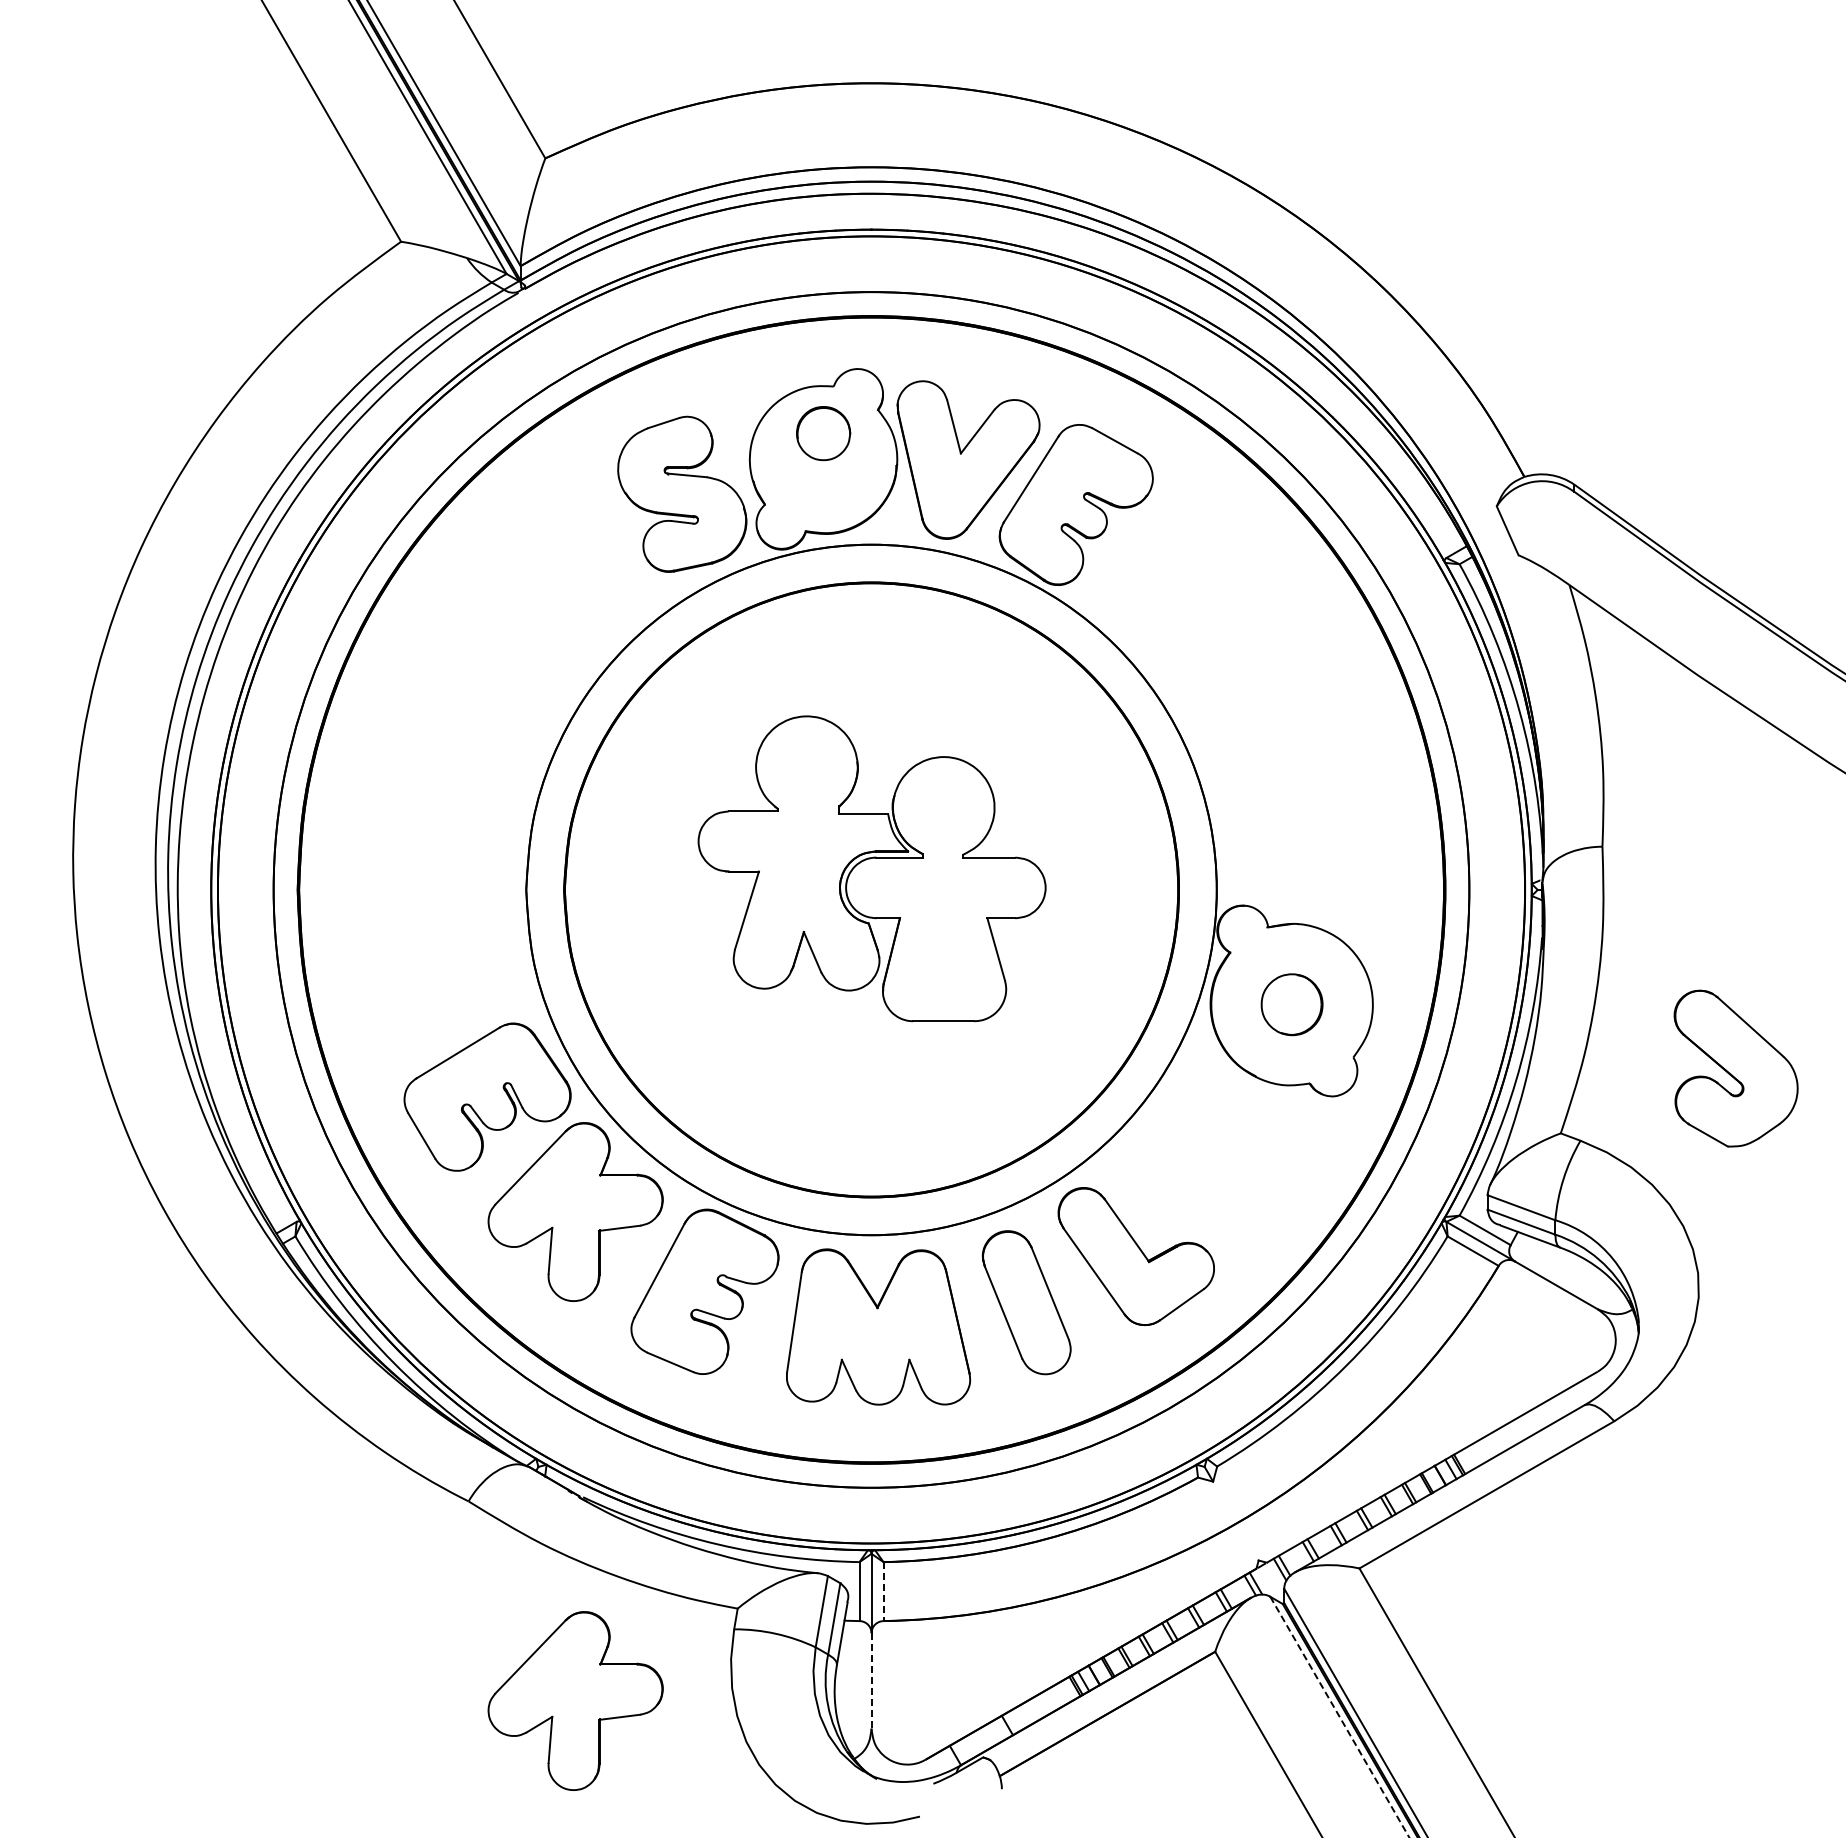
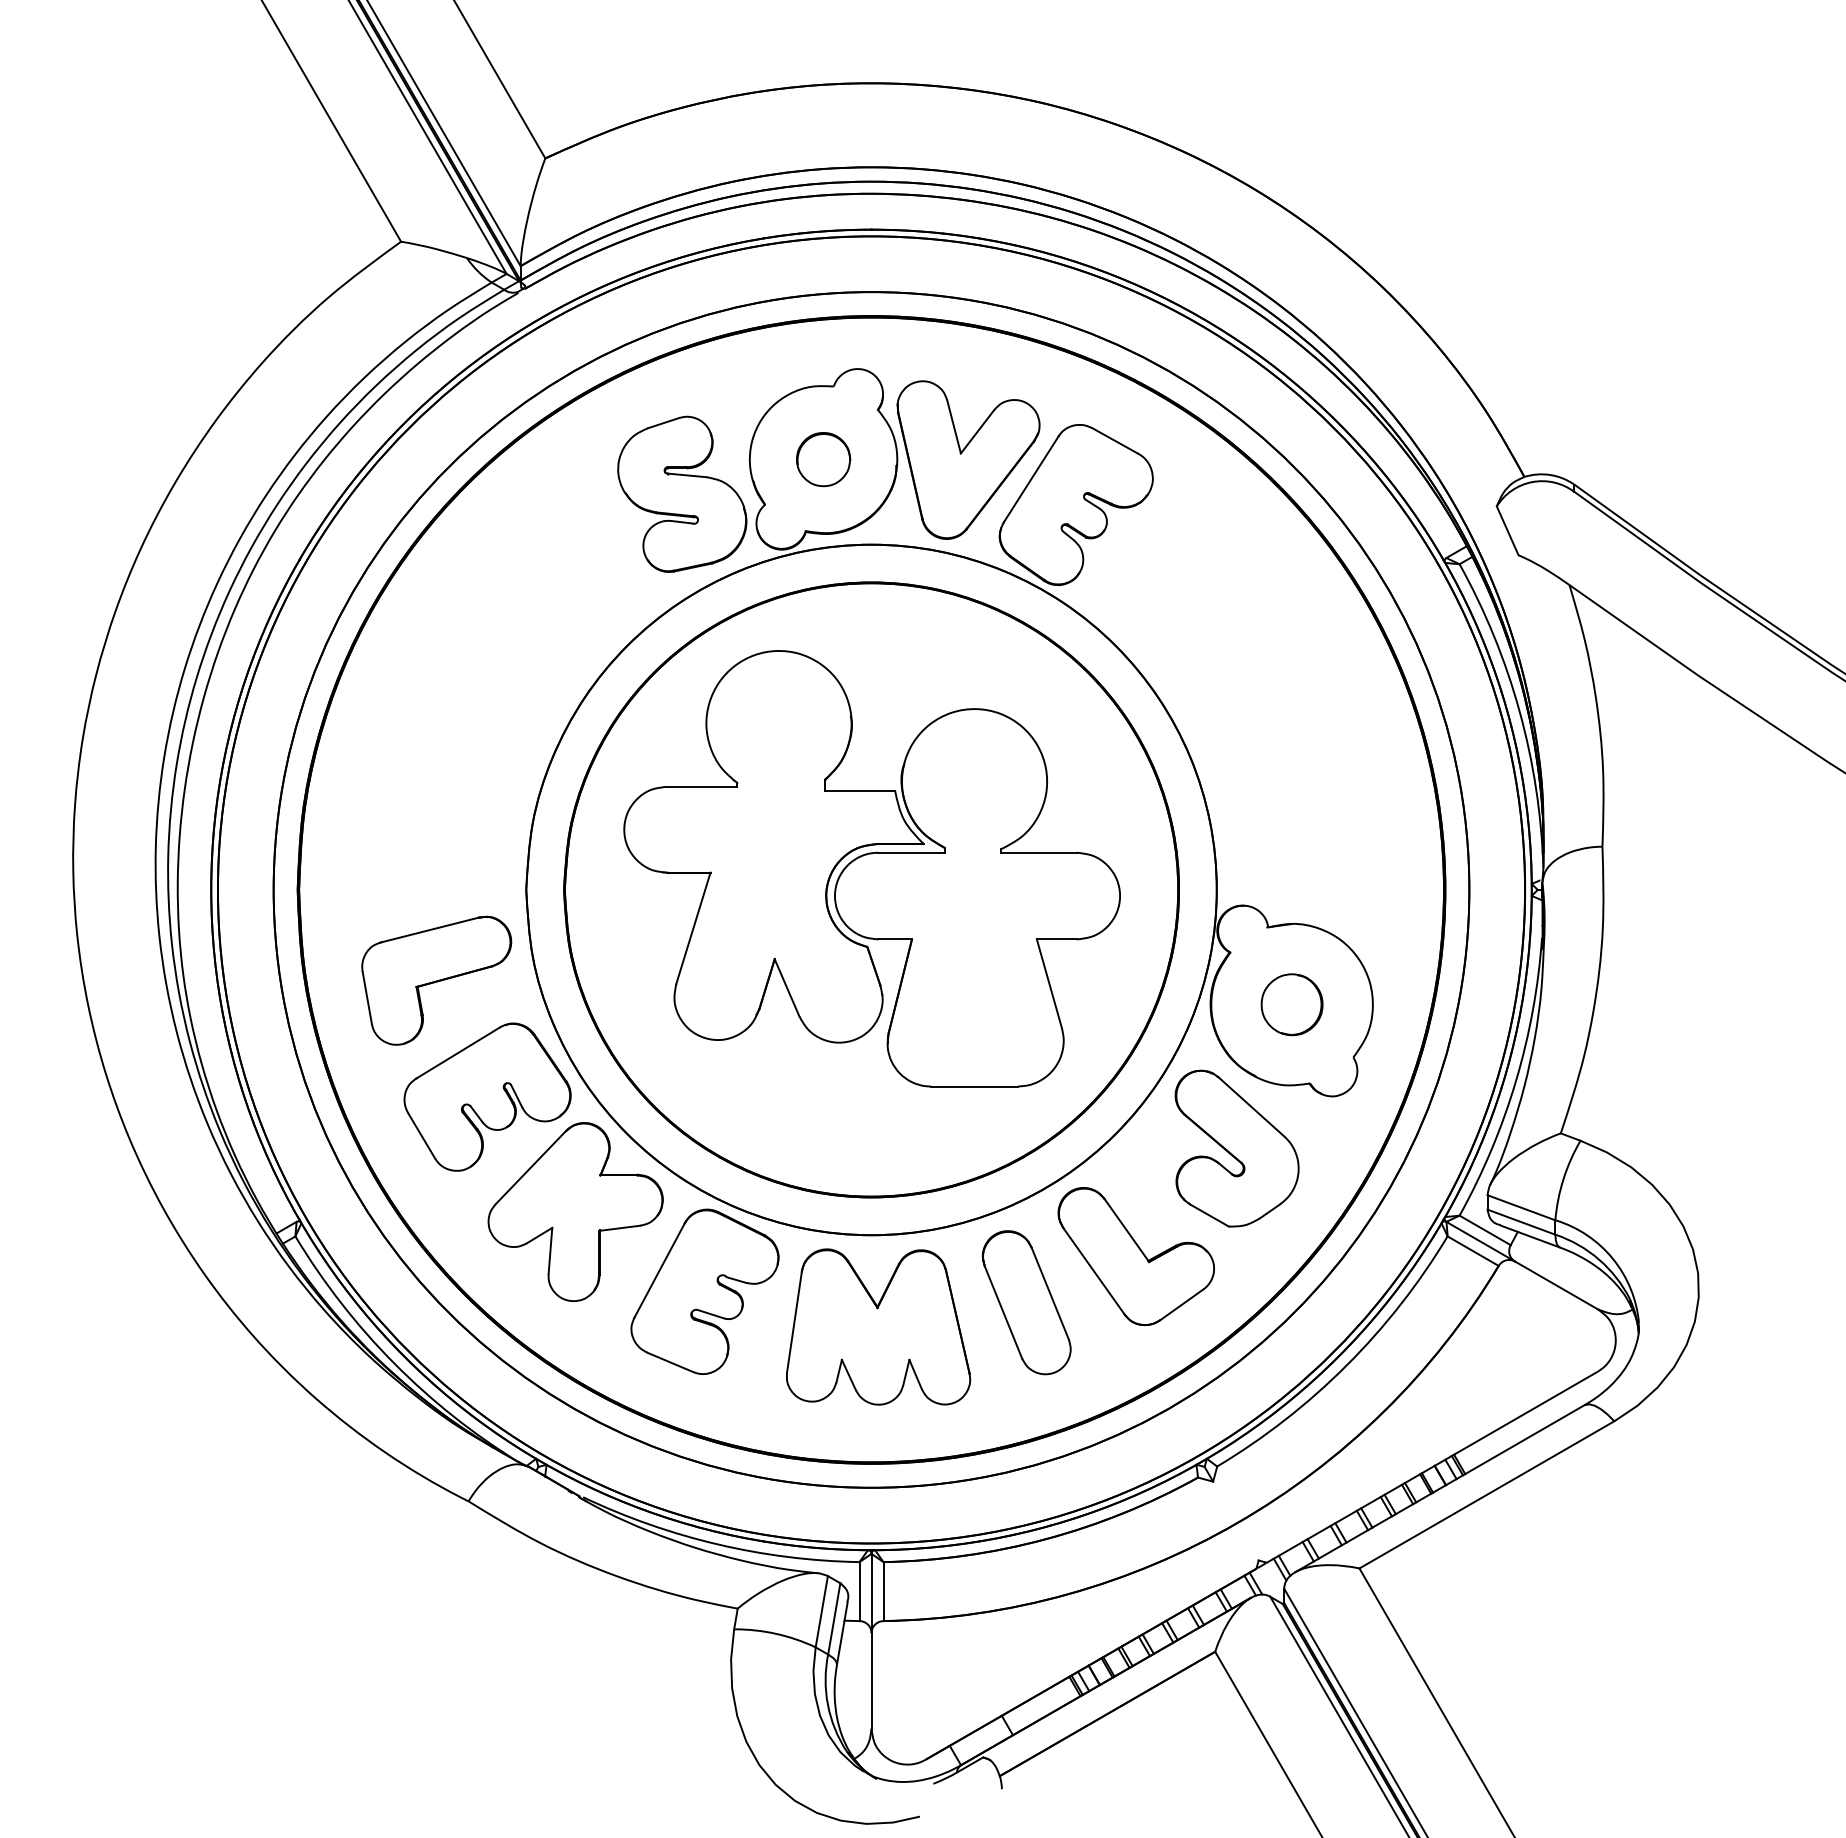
part position: (823, 433) -> (823, 459) (823, 459)
part size: 350x308 px -> 498x438 px (871, 868)
part: none -> present (436, 980)
part position: (1735, 1068) -> (1236, 1148) (1236, 1148)
line: dashed -> solid (883, 1592)
line: dashed -> solid (871, 1680)
part: present -> none (575, 1700)
line: dashed -> solid (1339, 1716)
